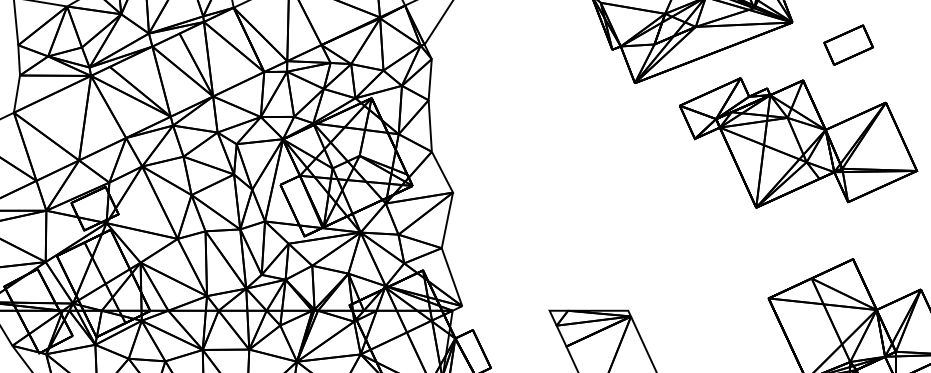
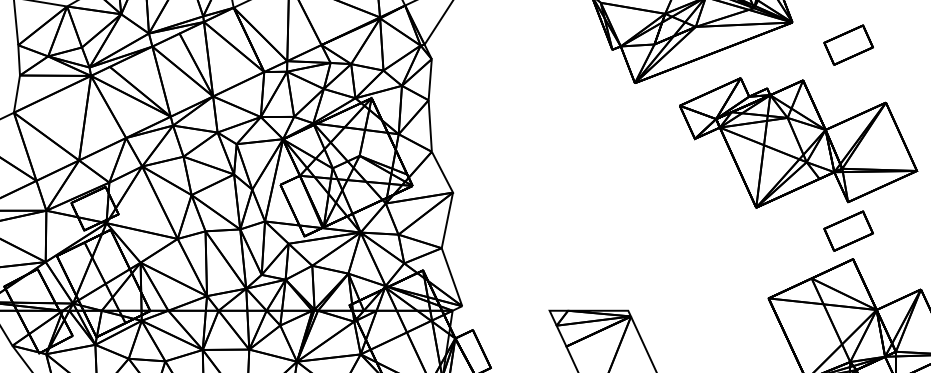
part: none -> present (848, 230)
